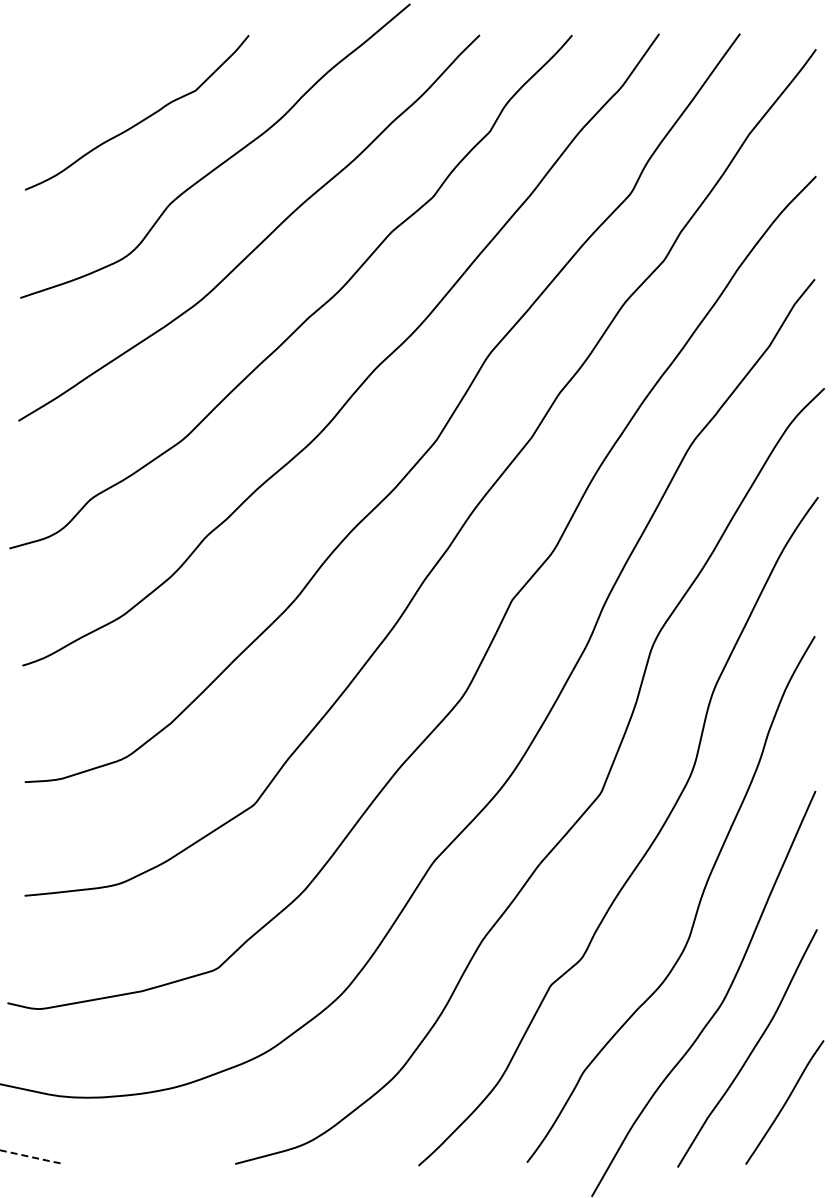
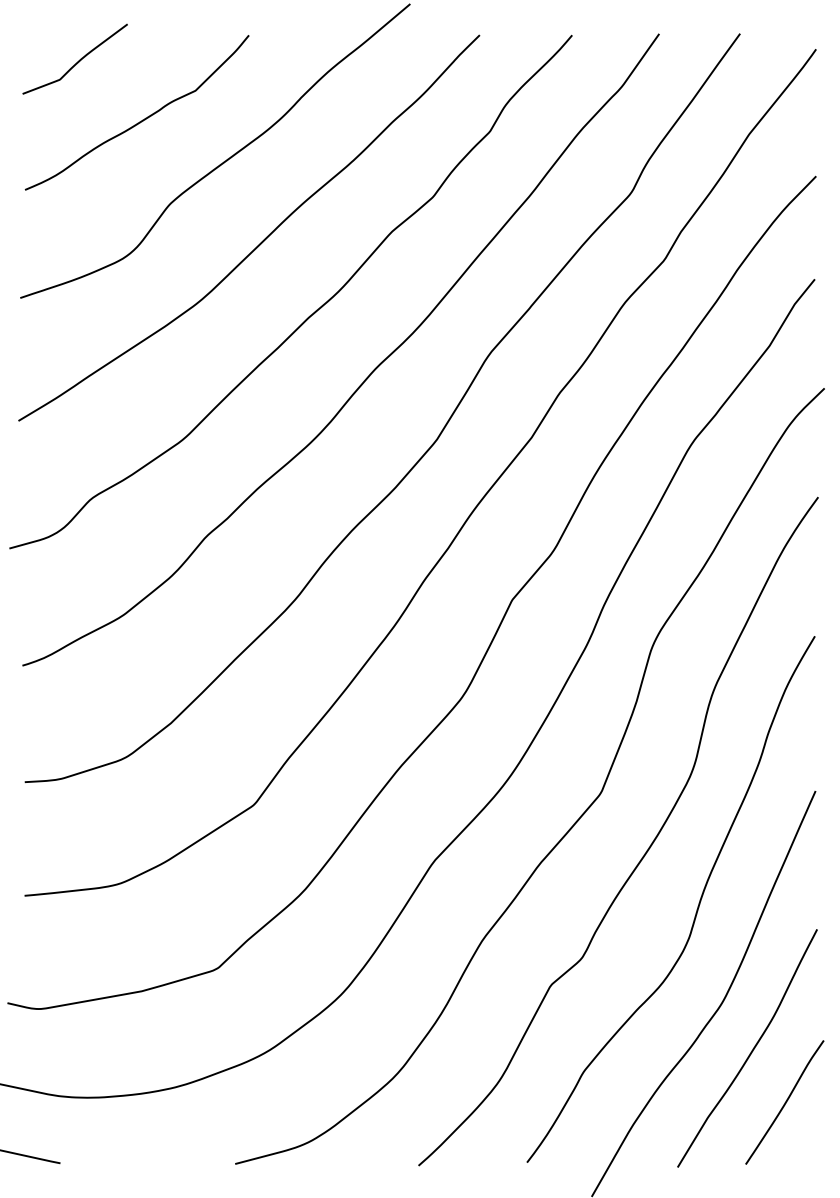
curve: none -> present (77, 61)
line: dashed -> solid (30, 1156)
